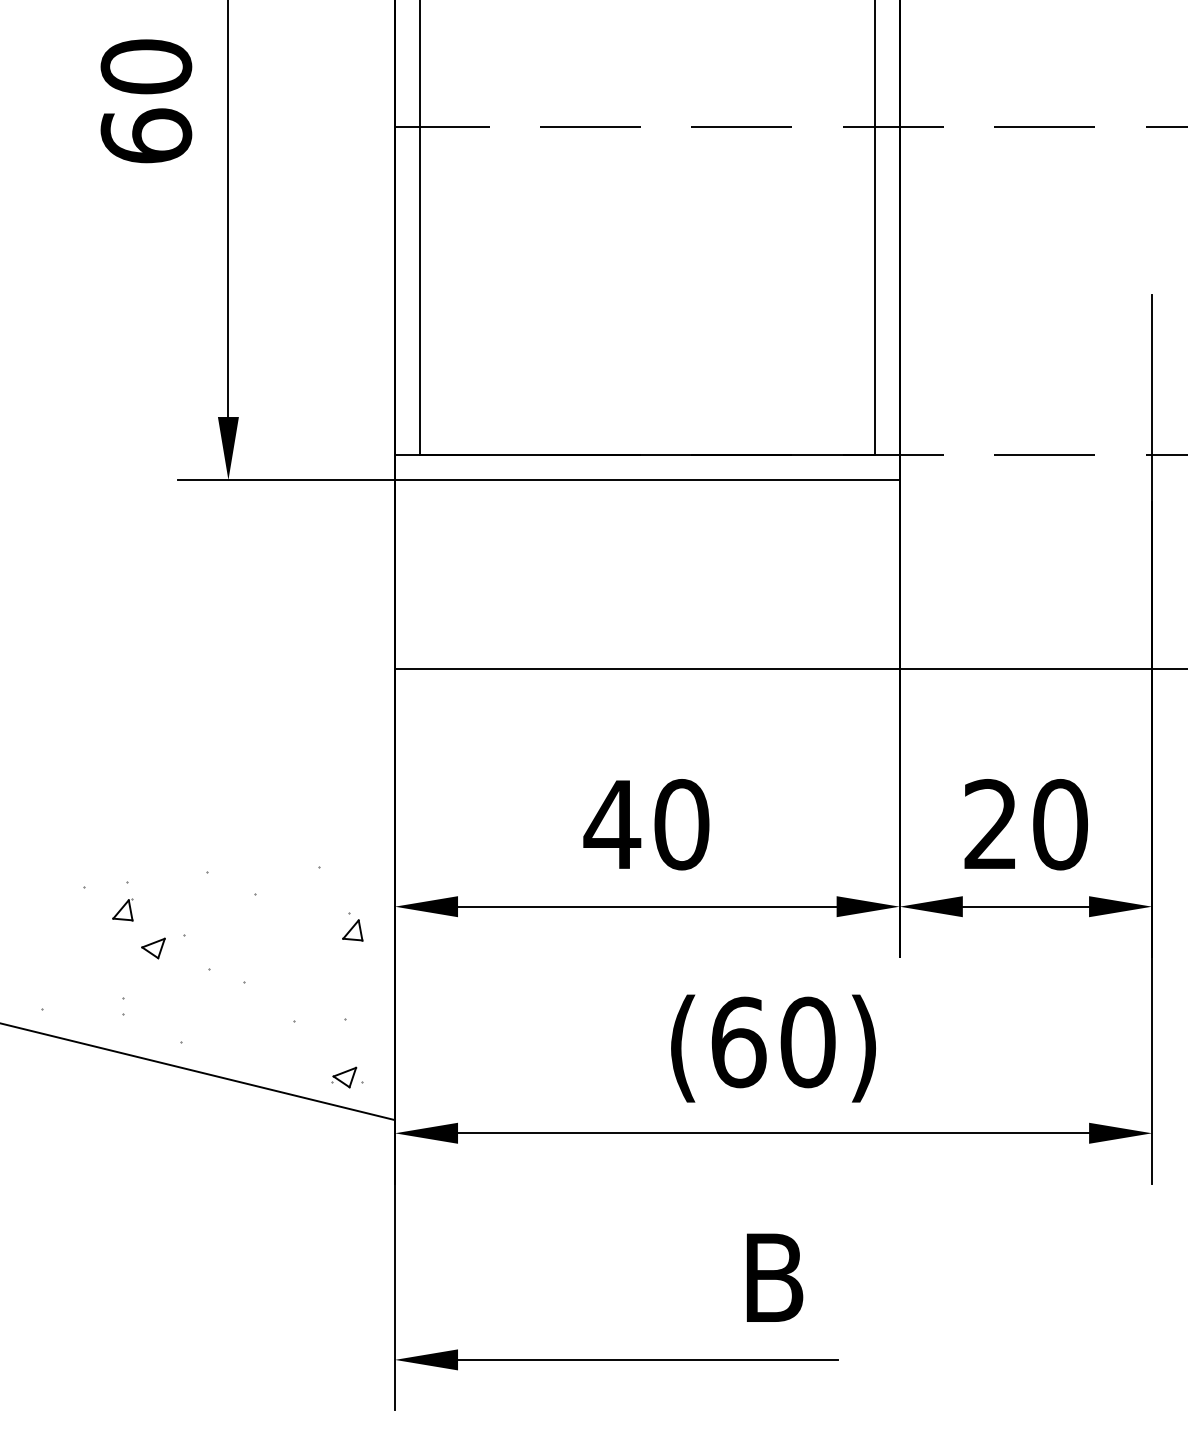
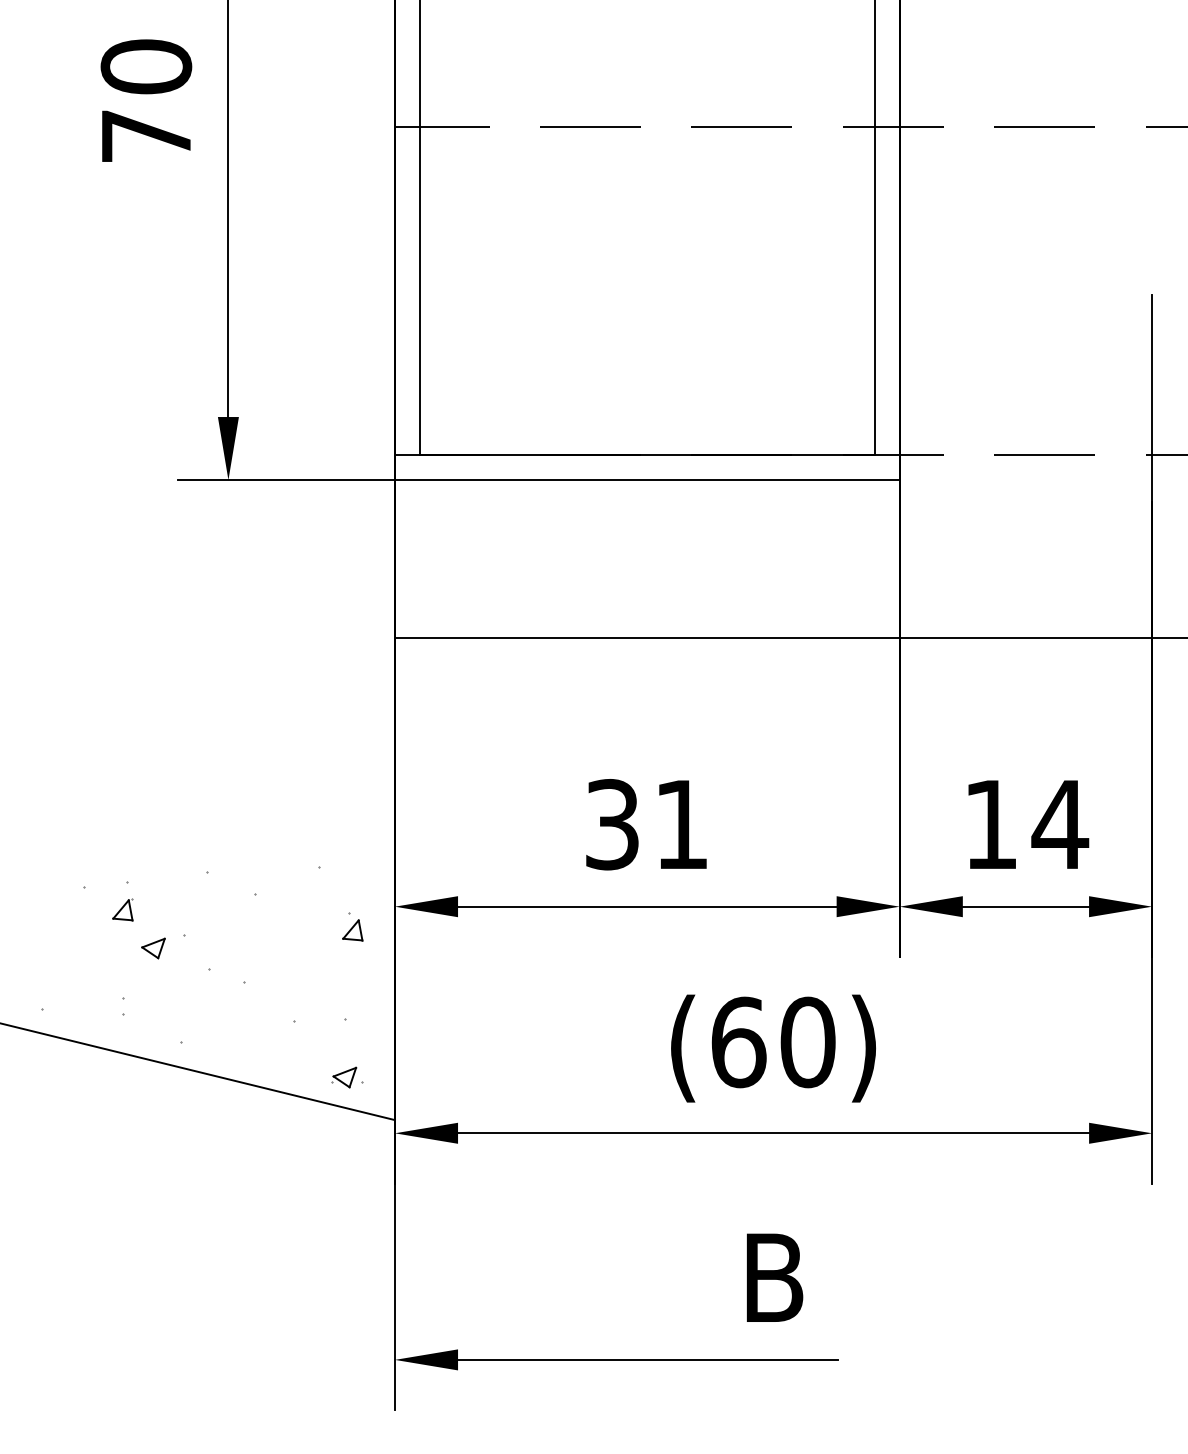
text: 60 -> 70 (146, 135)
line position: (789, 669) -> (789, 638) (789, 638)
text: 40 -> 31 (646, 824)
text: 20 -> 14 (1026, 824)
